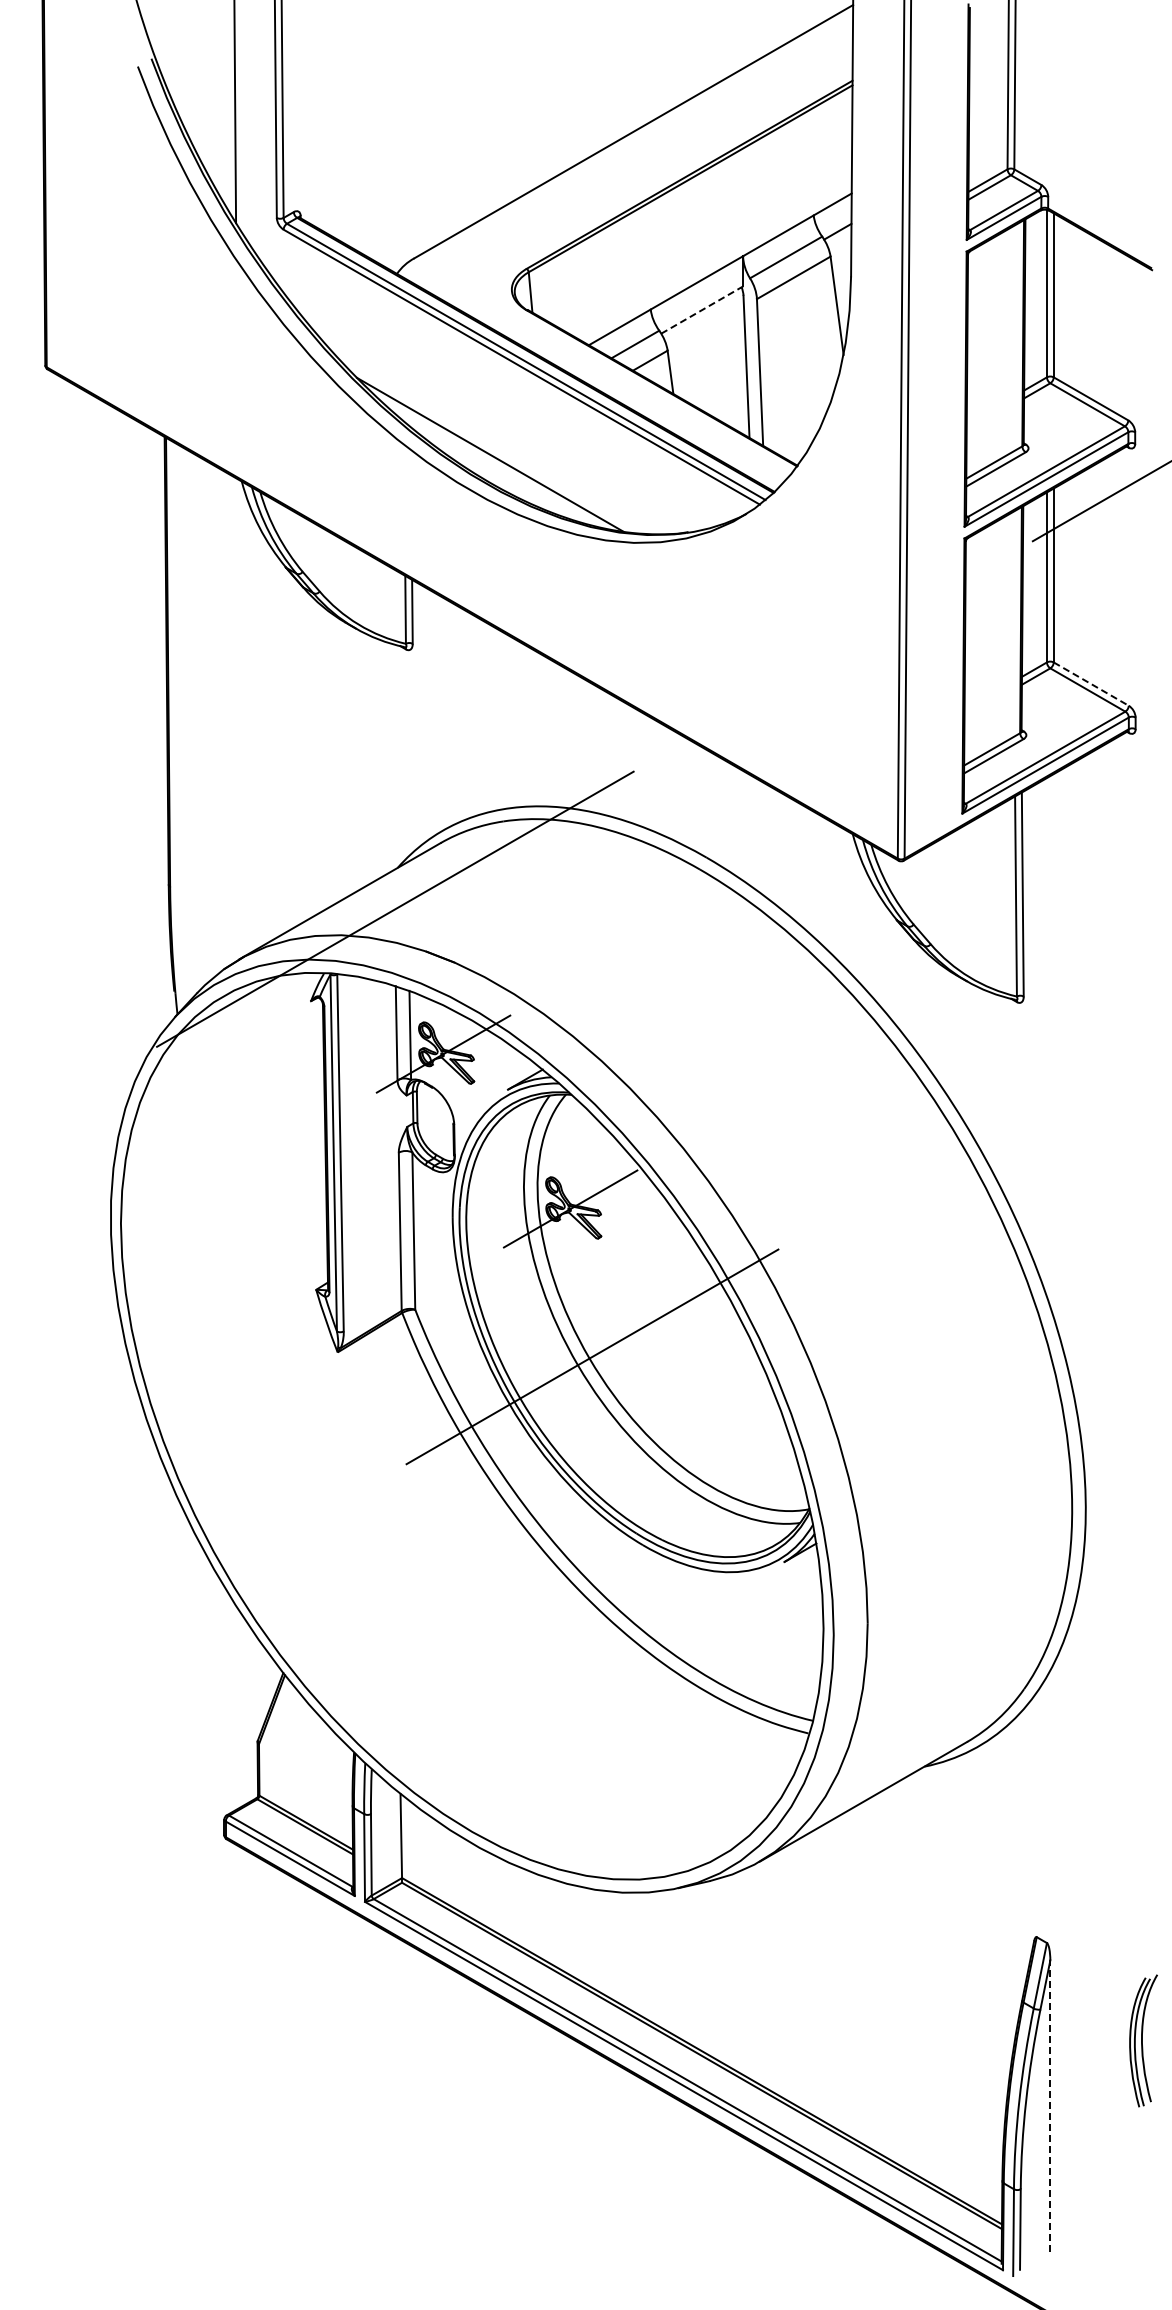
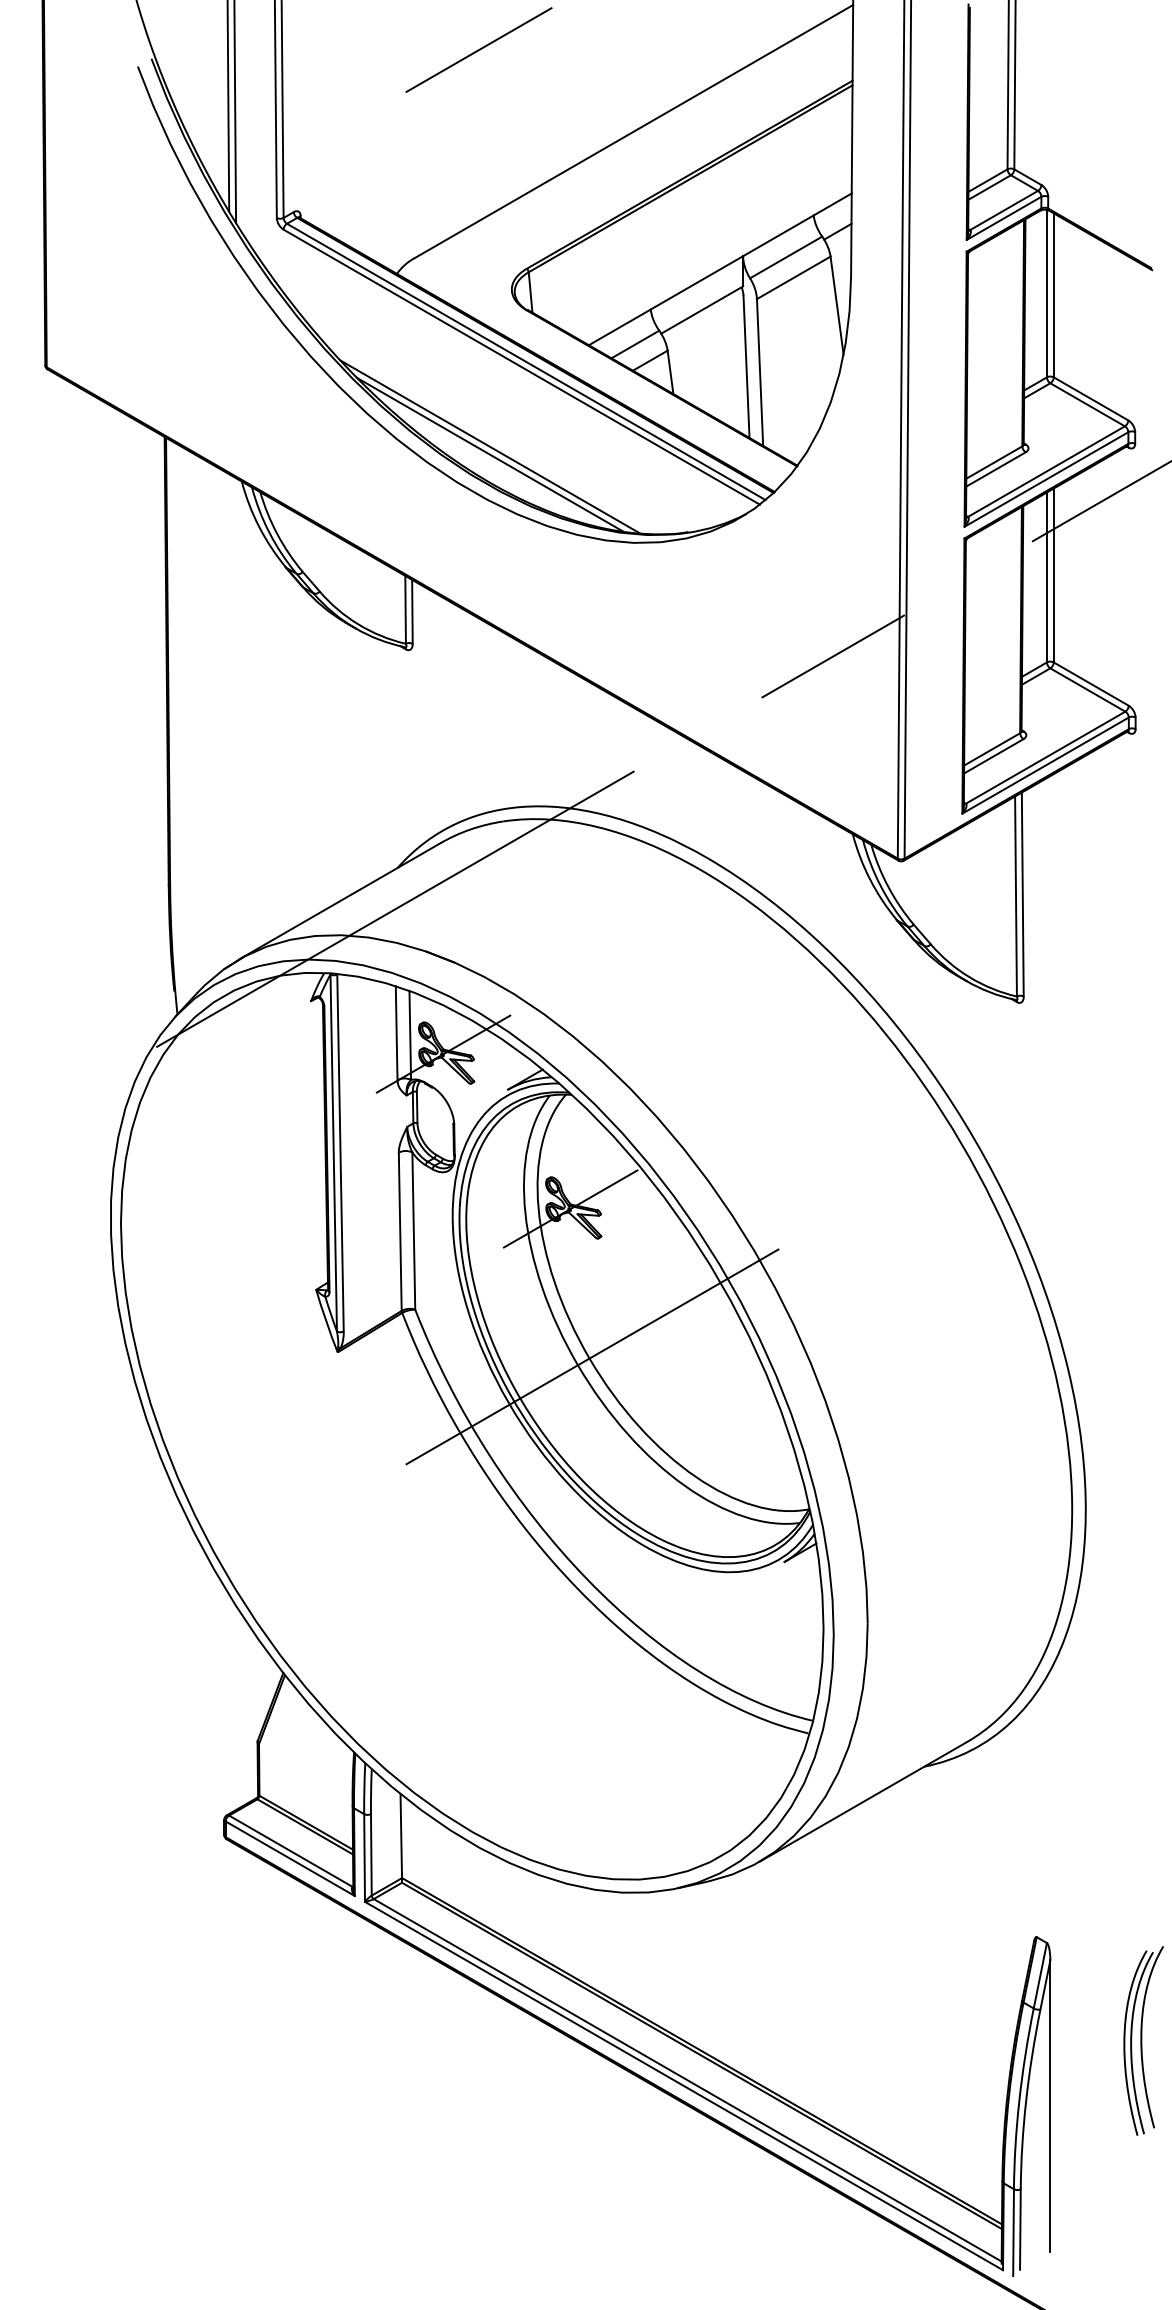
line: none -> present (478, 49)
line: none -> present (228, 106)
line: dashed -> solid (702, 309)
line: none -> present (489, 446)
line: none -> present (832, 656)
line: dashed -> solid (1091, 684)
part size: 29x134 px -> 41x190 px (1143, 2040)
line: dashed -> solid (1050, 2106)
